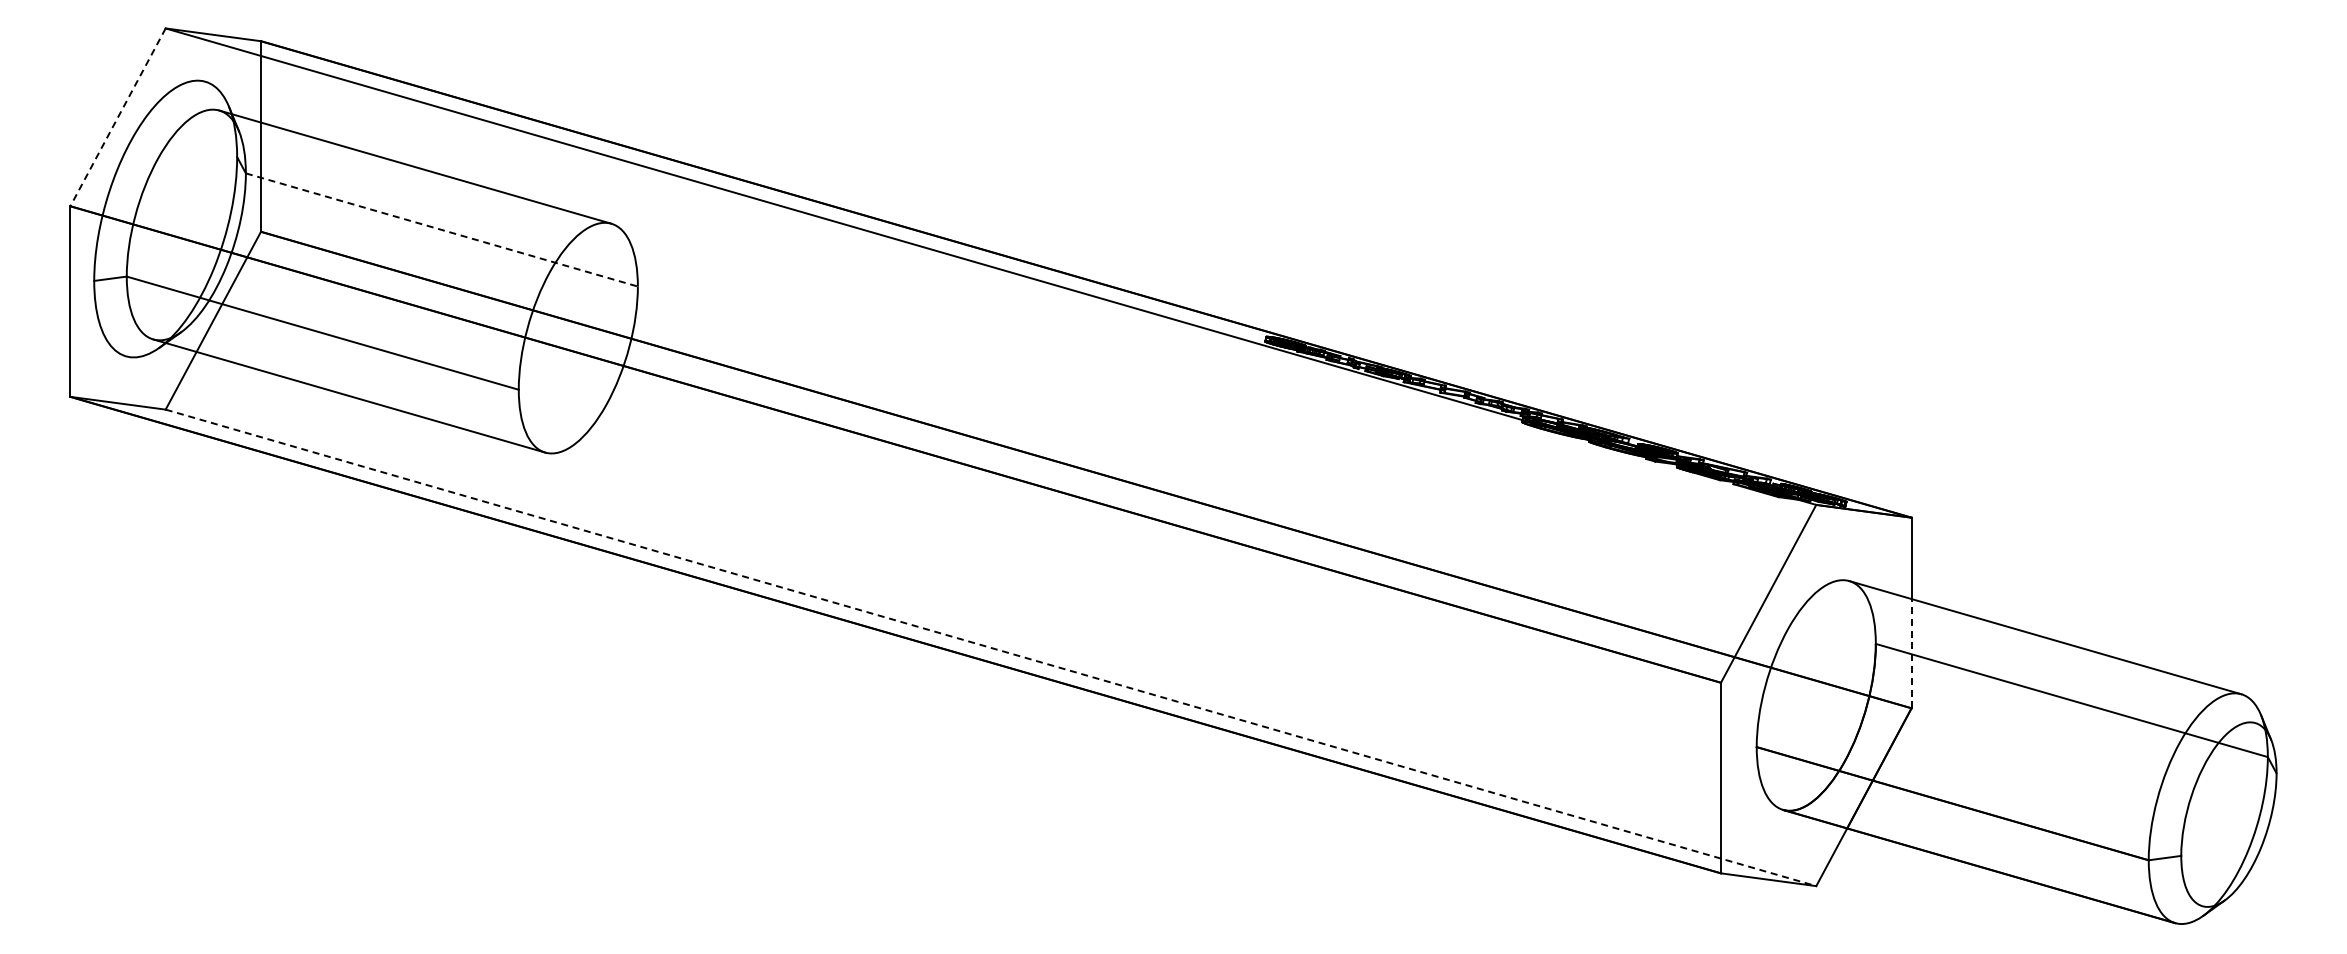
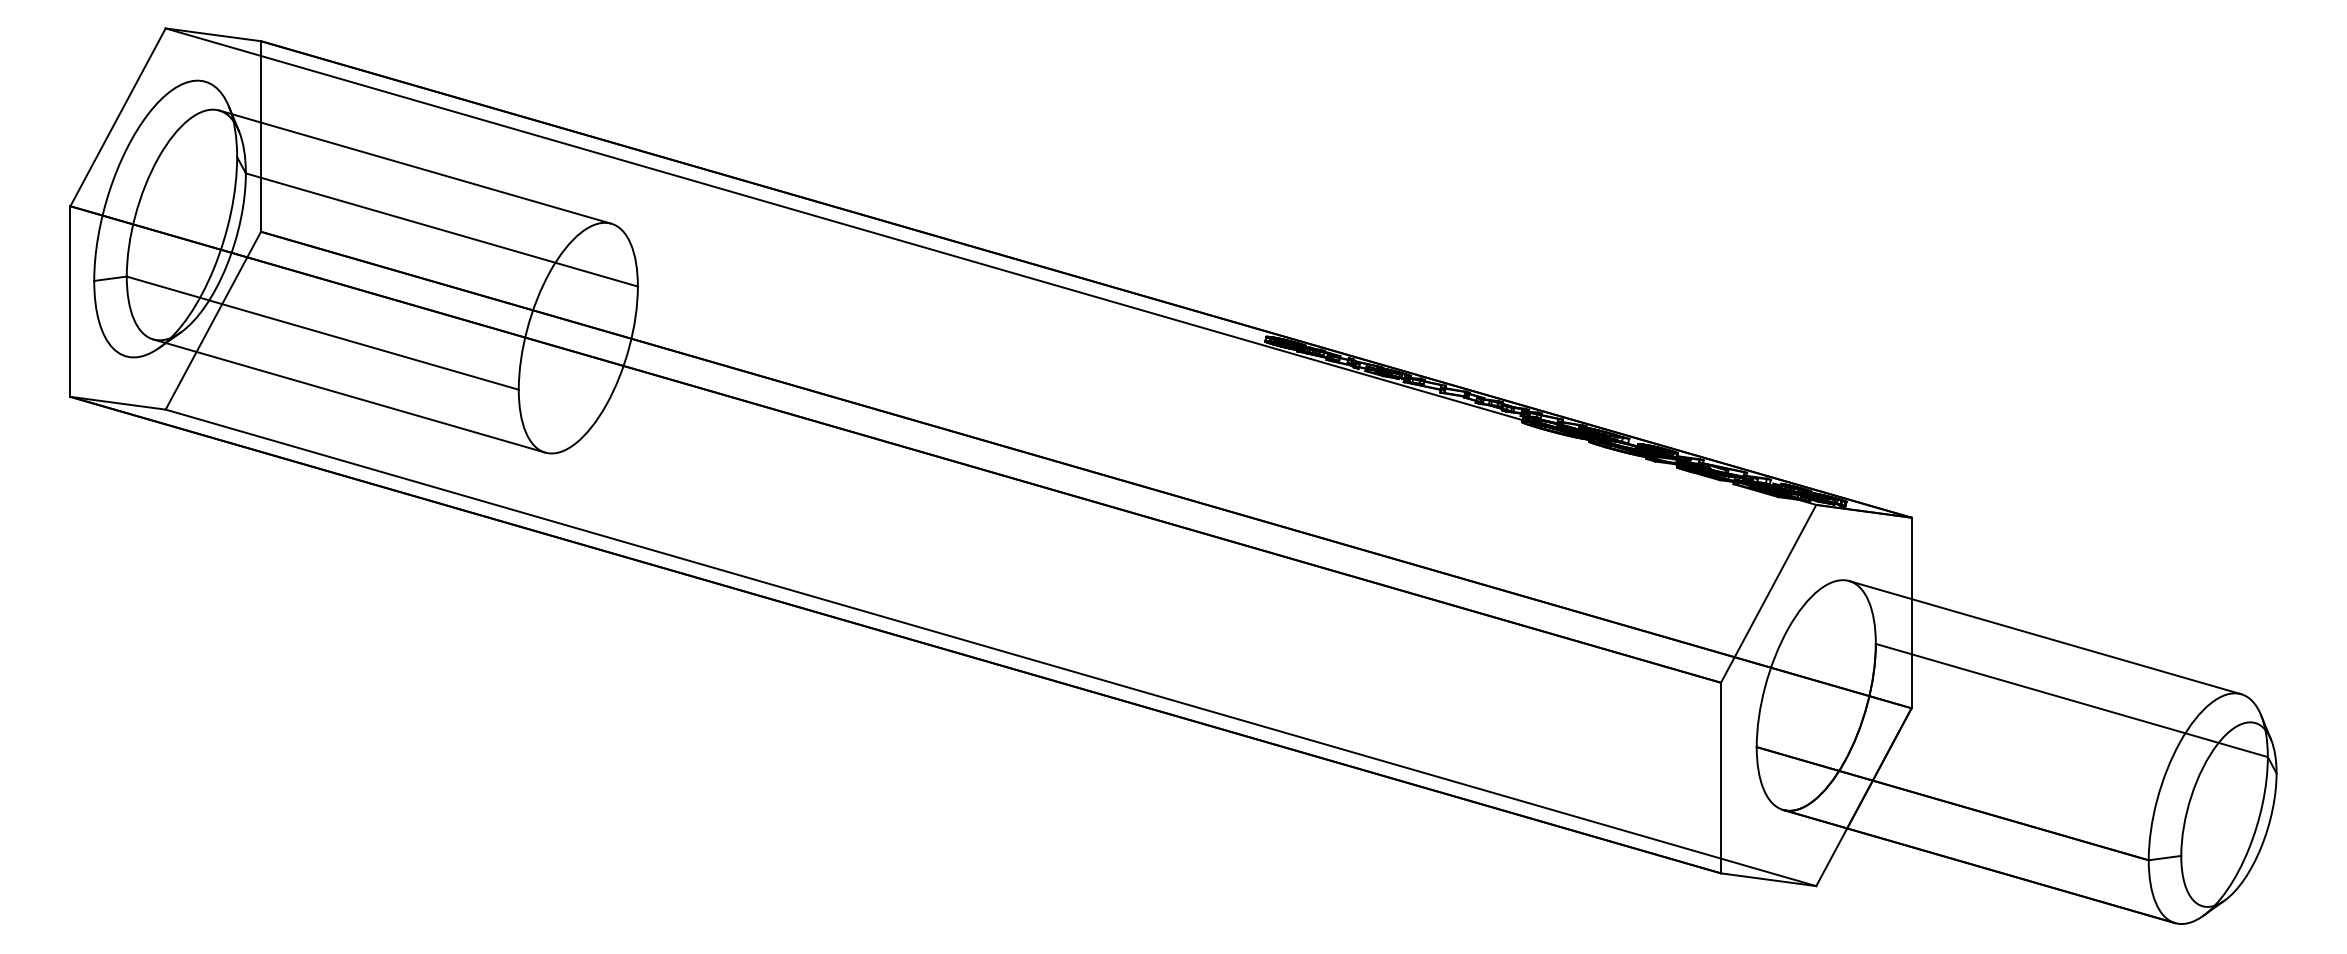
line: dashed -> solid (118, 117)
line: dashed -> solid (442, 230)
line: dashed -> solid (991, 647)
line: dashed -> solid (1911, 653)
